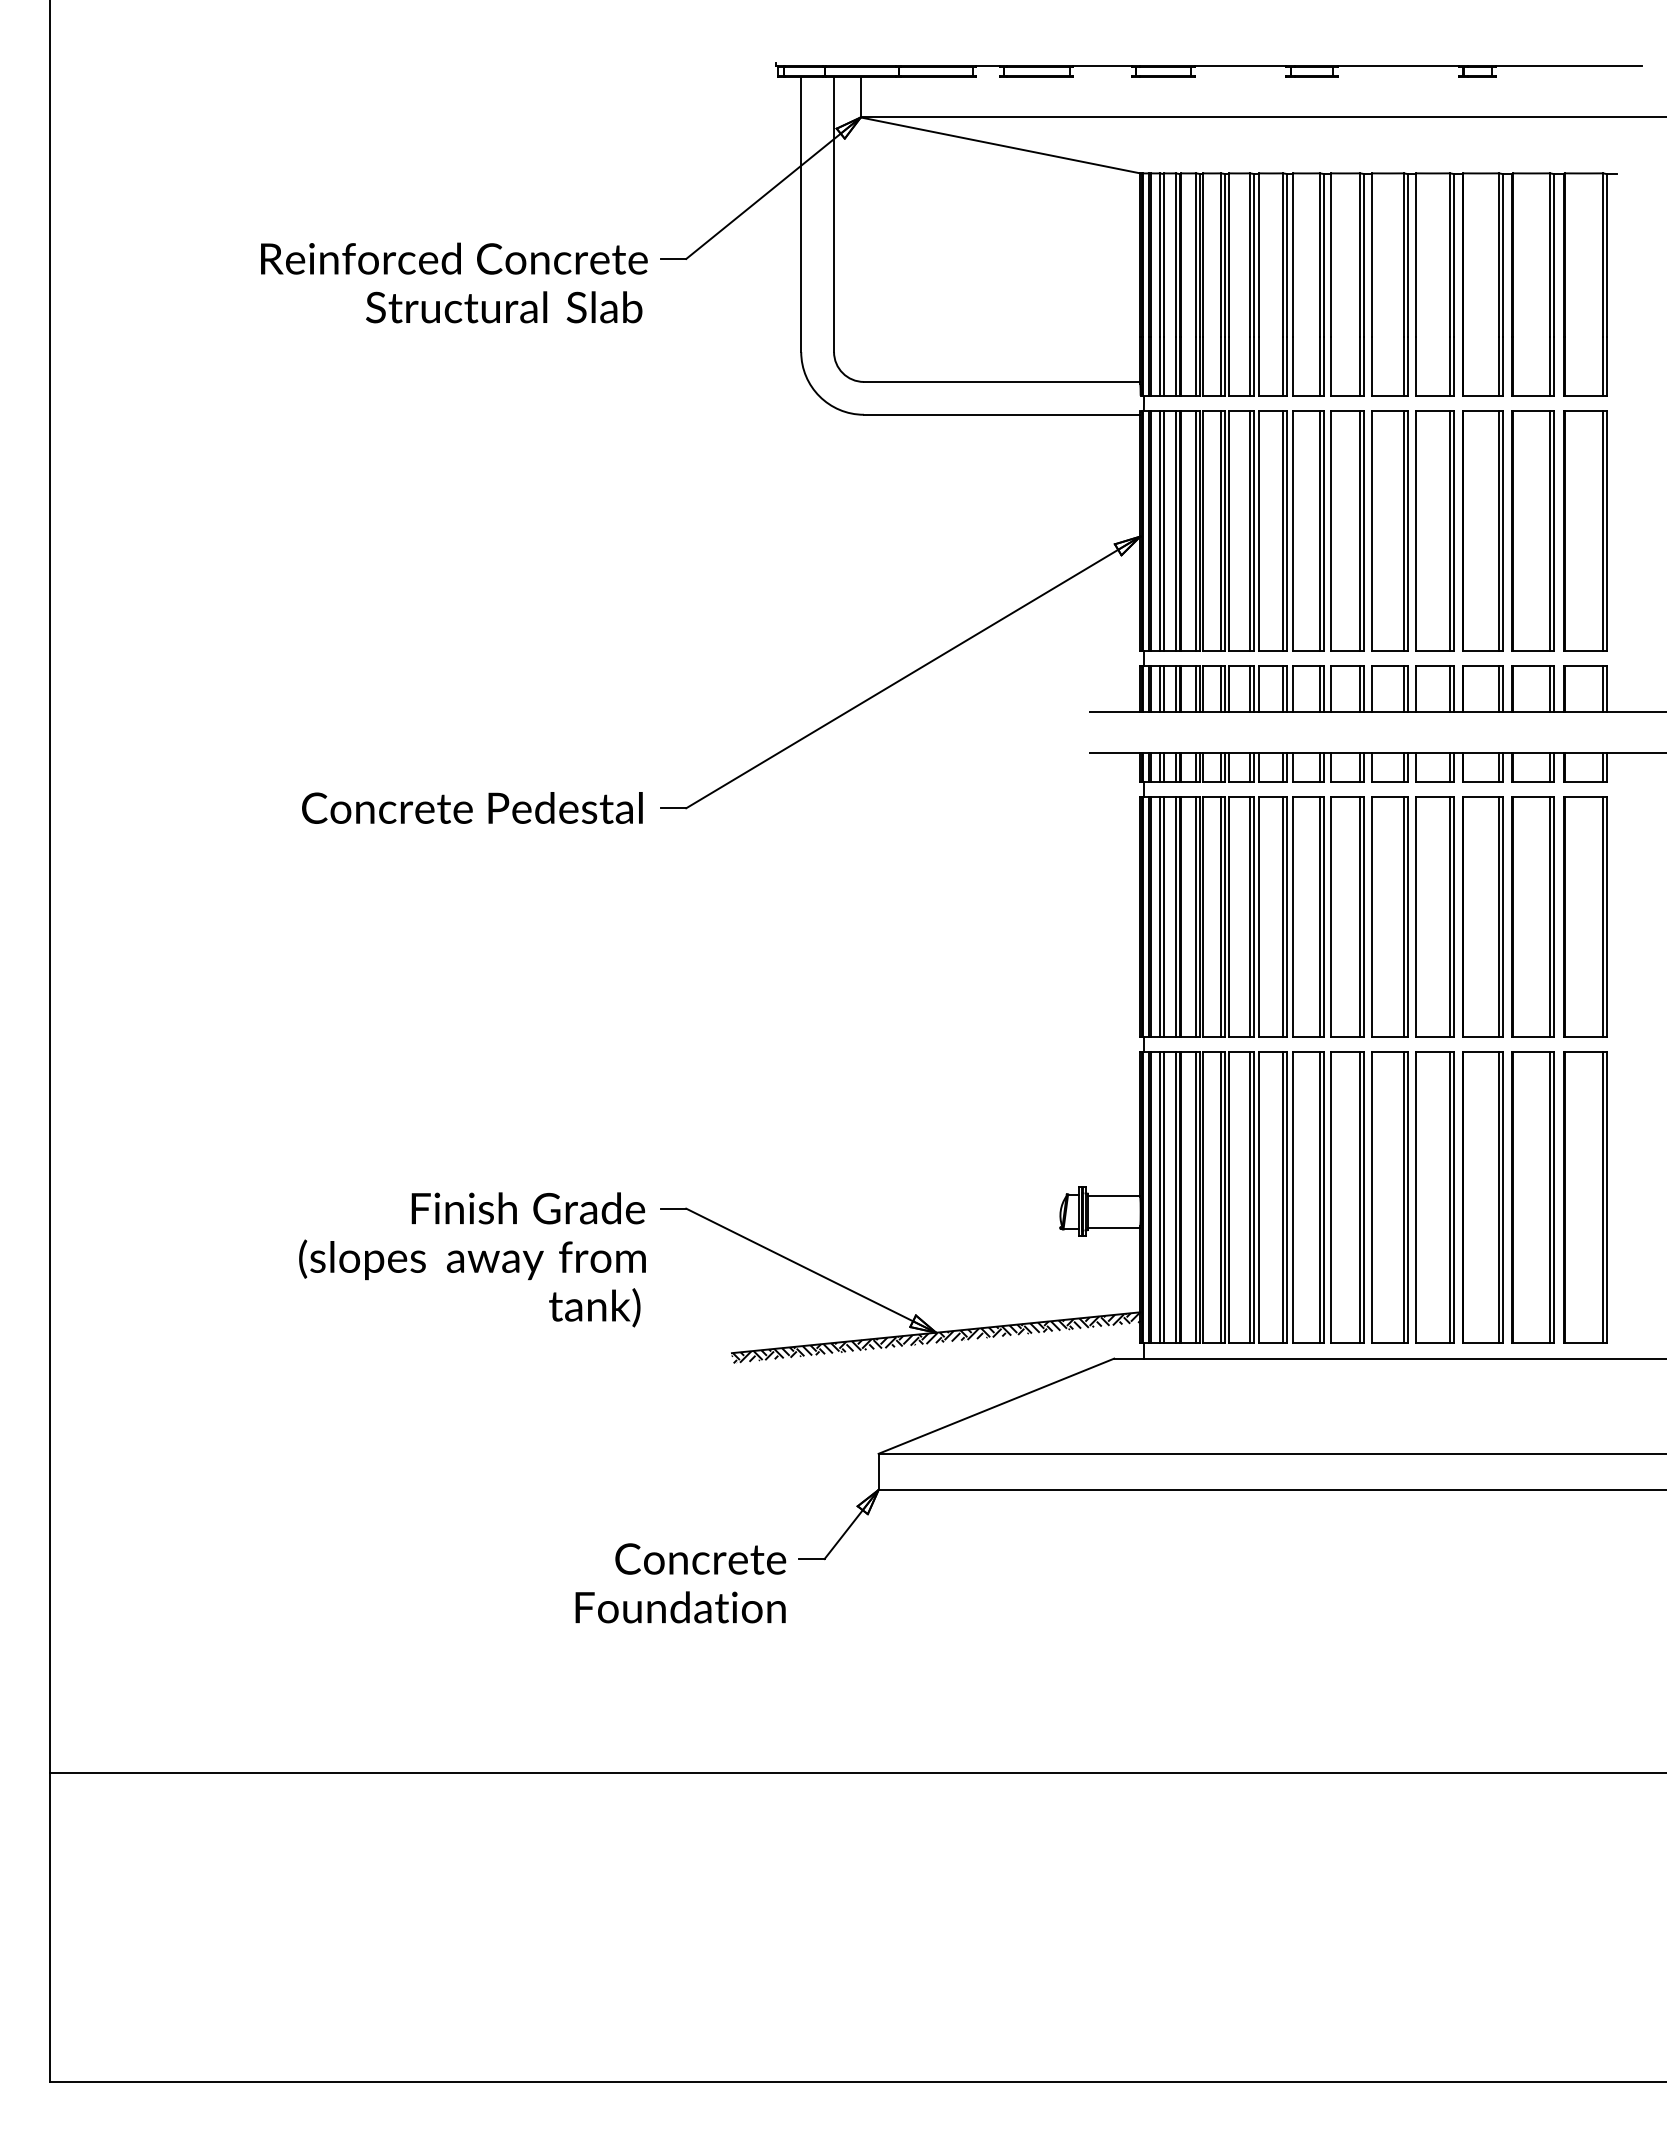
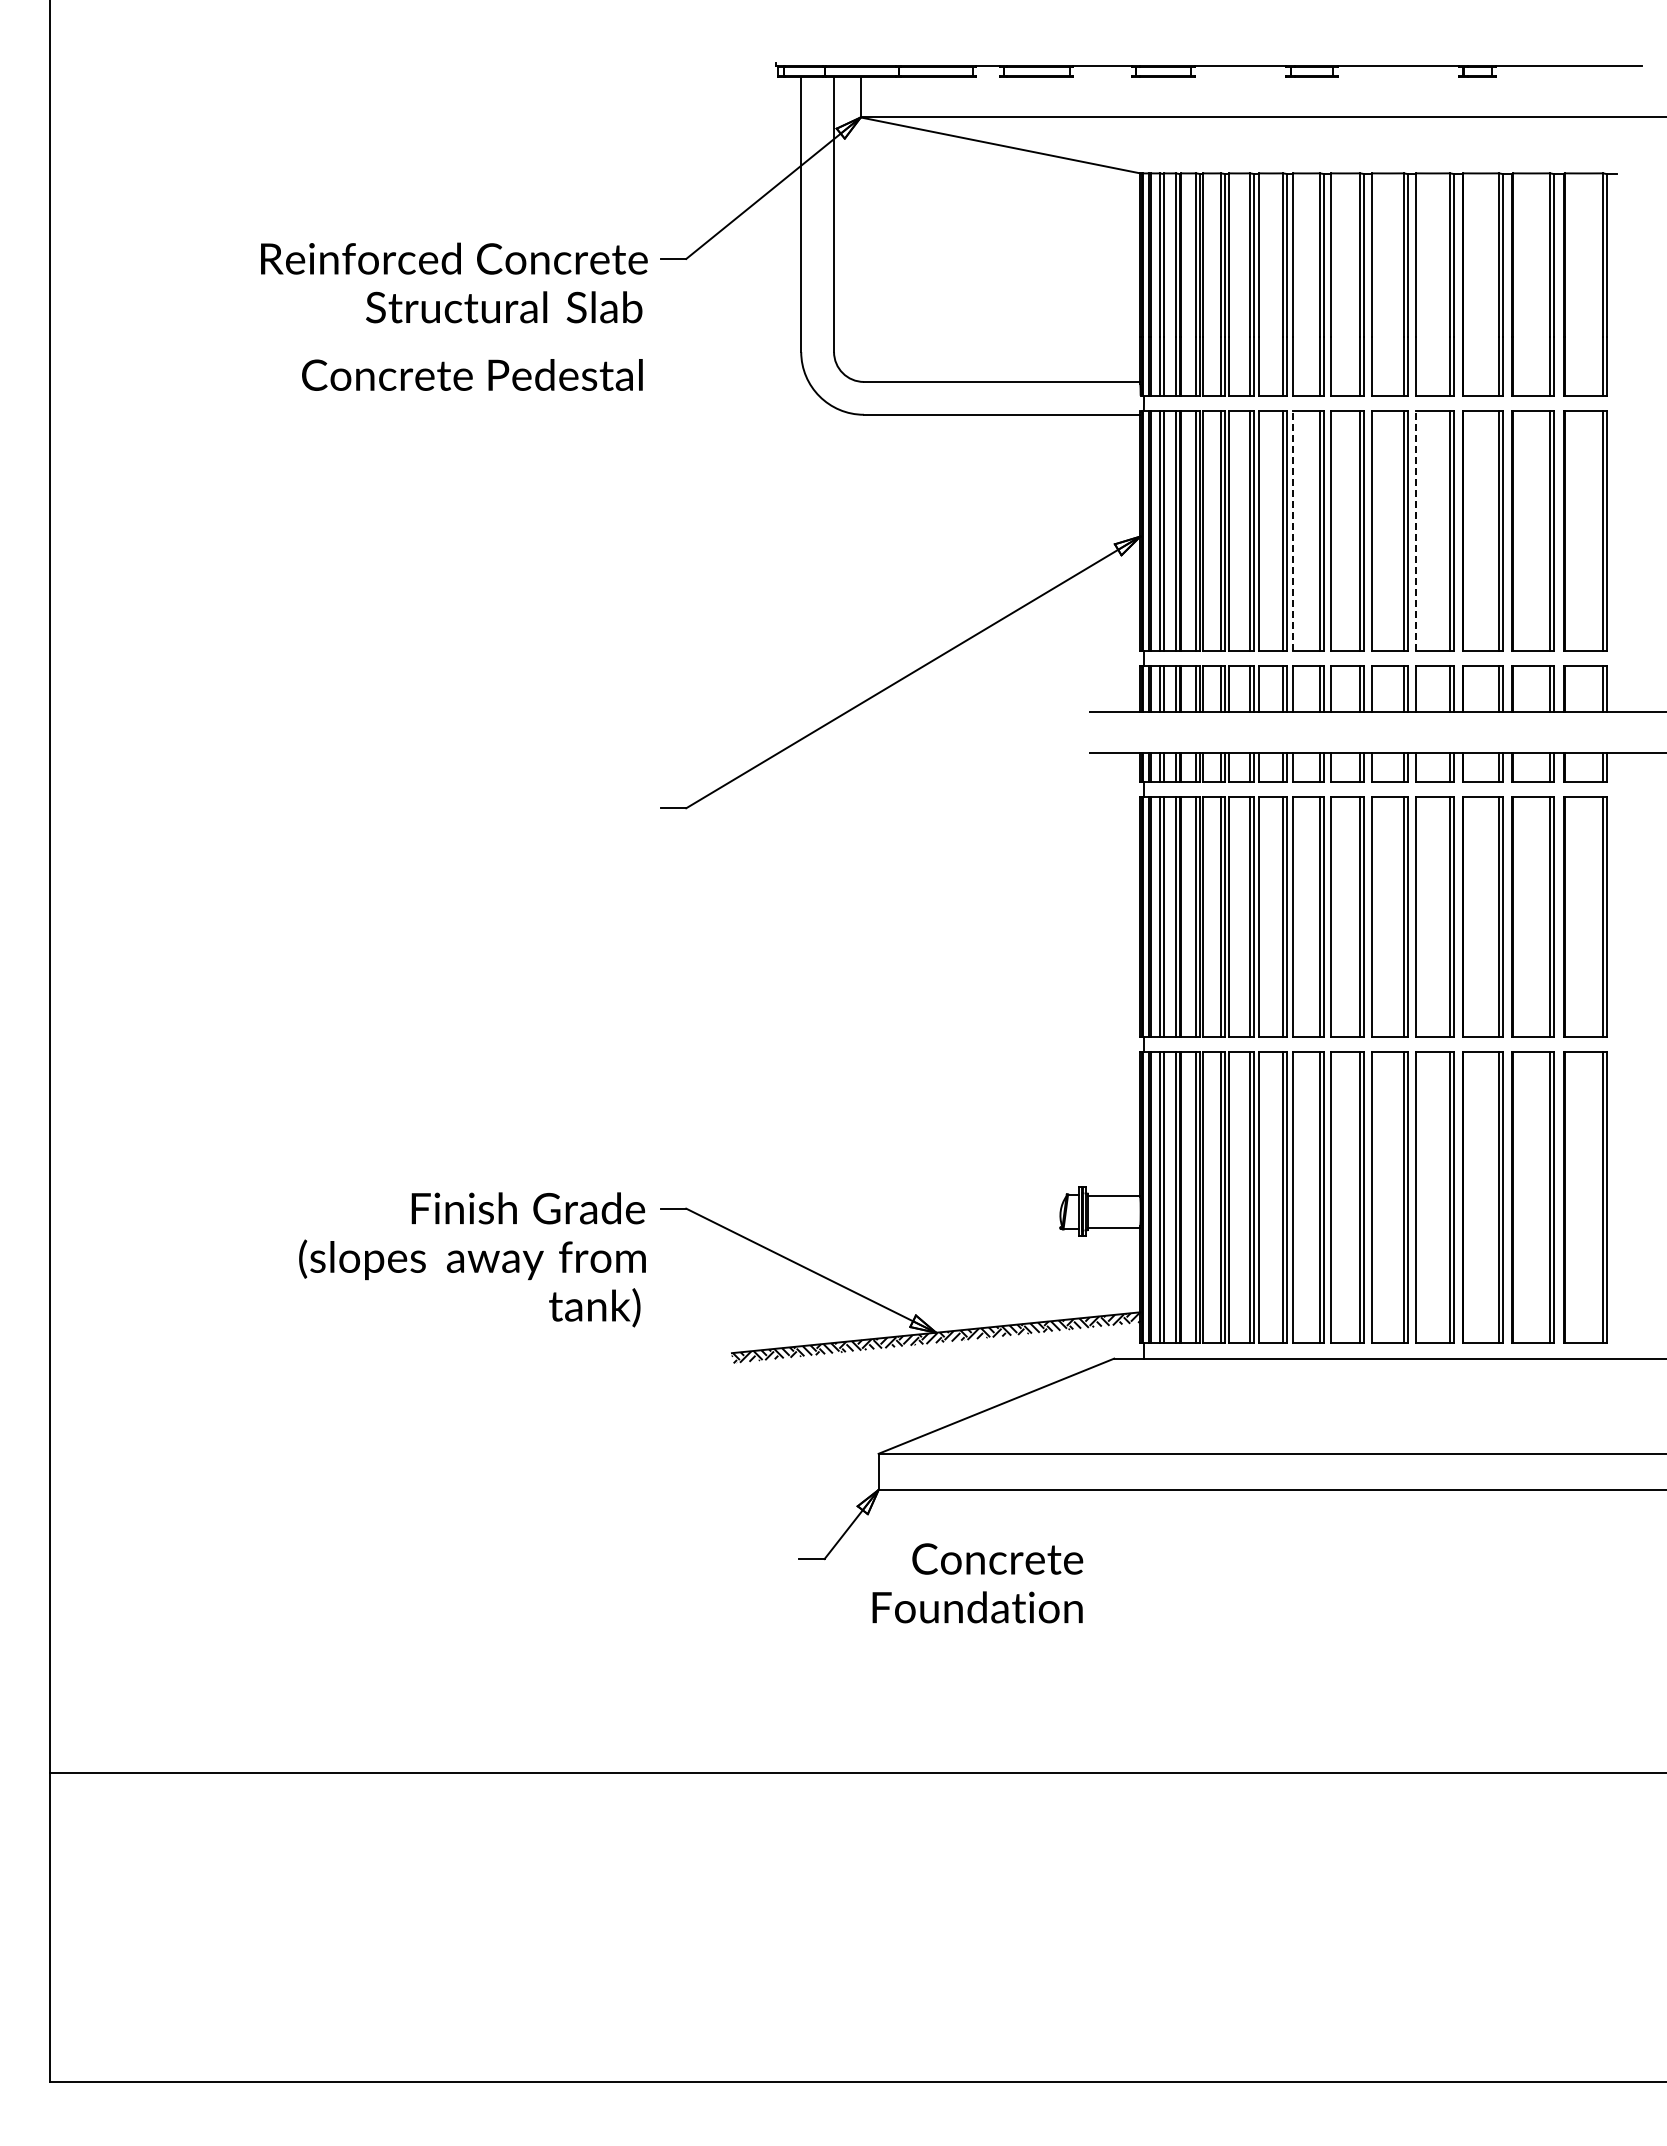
line: solid -> dashed (1292, 530)
line: solid -> dashed (1416, 530)
text position: (472, 807) -> (472, 374) (472, 374)
text position: (680, 1583) -> (977, 1583) (977, 1583)
